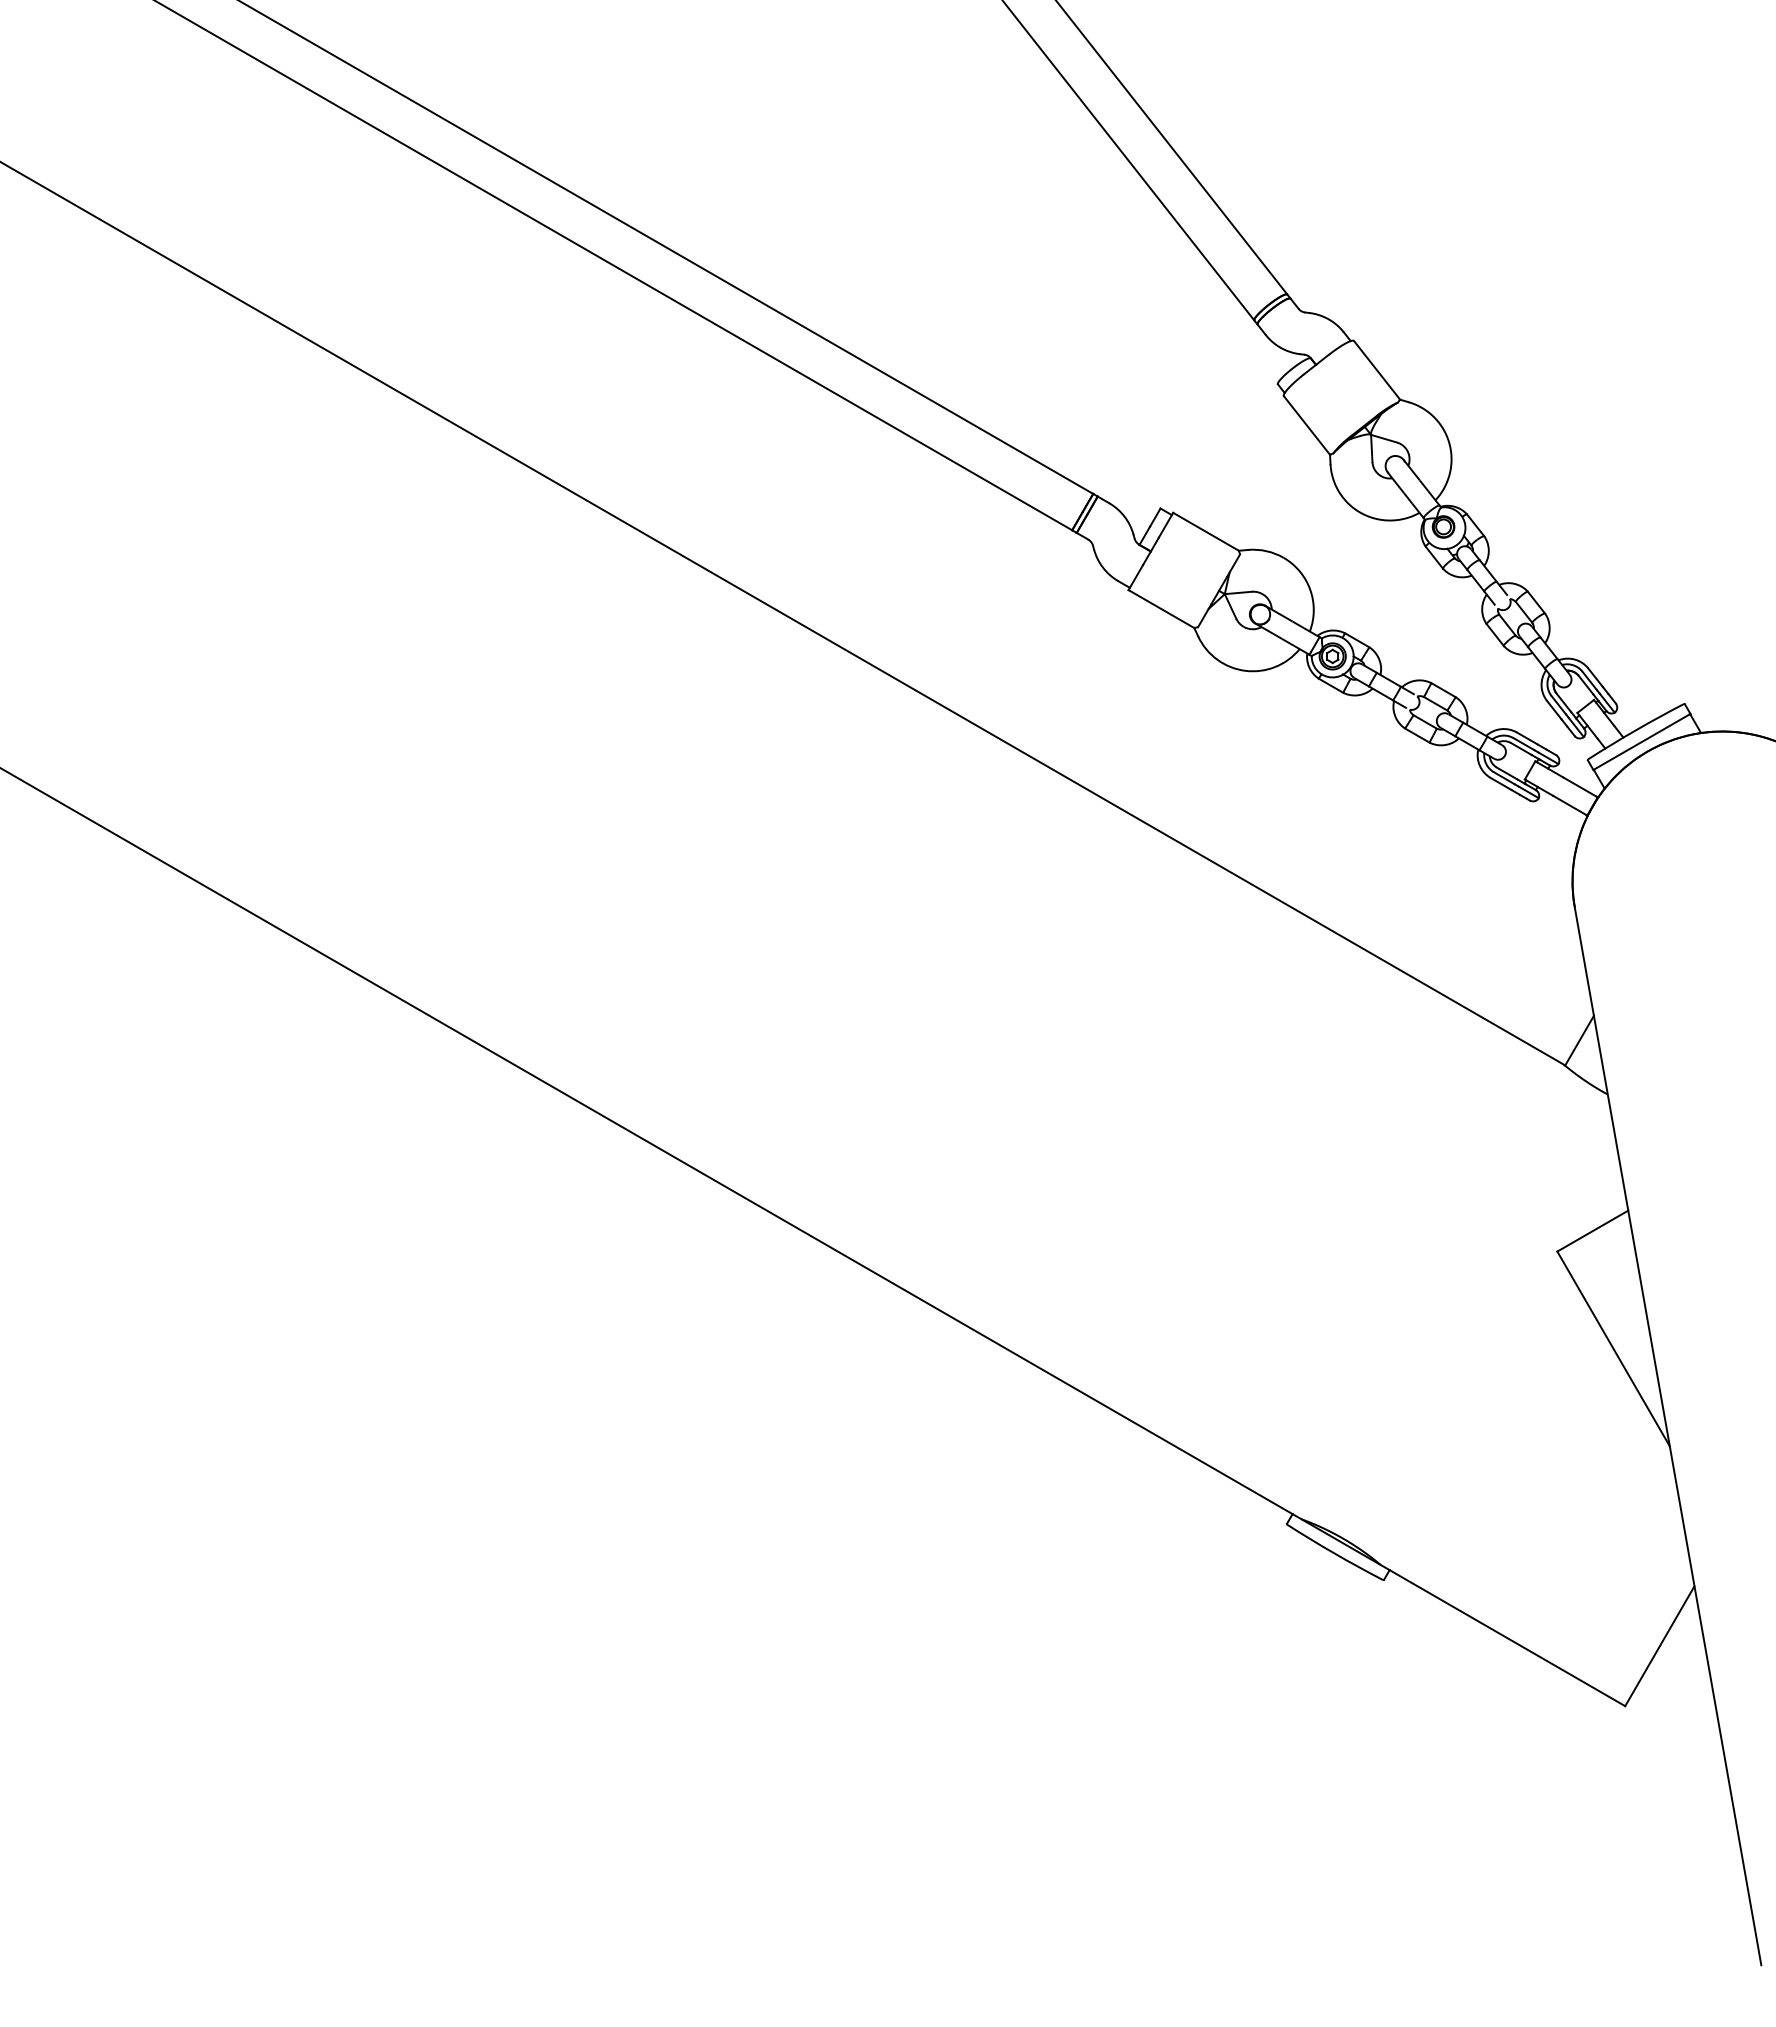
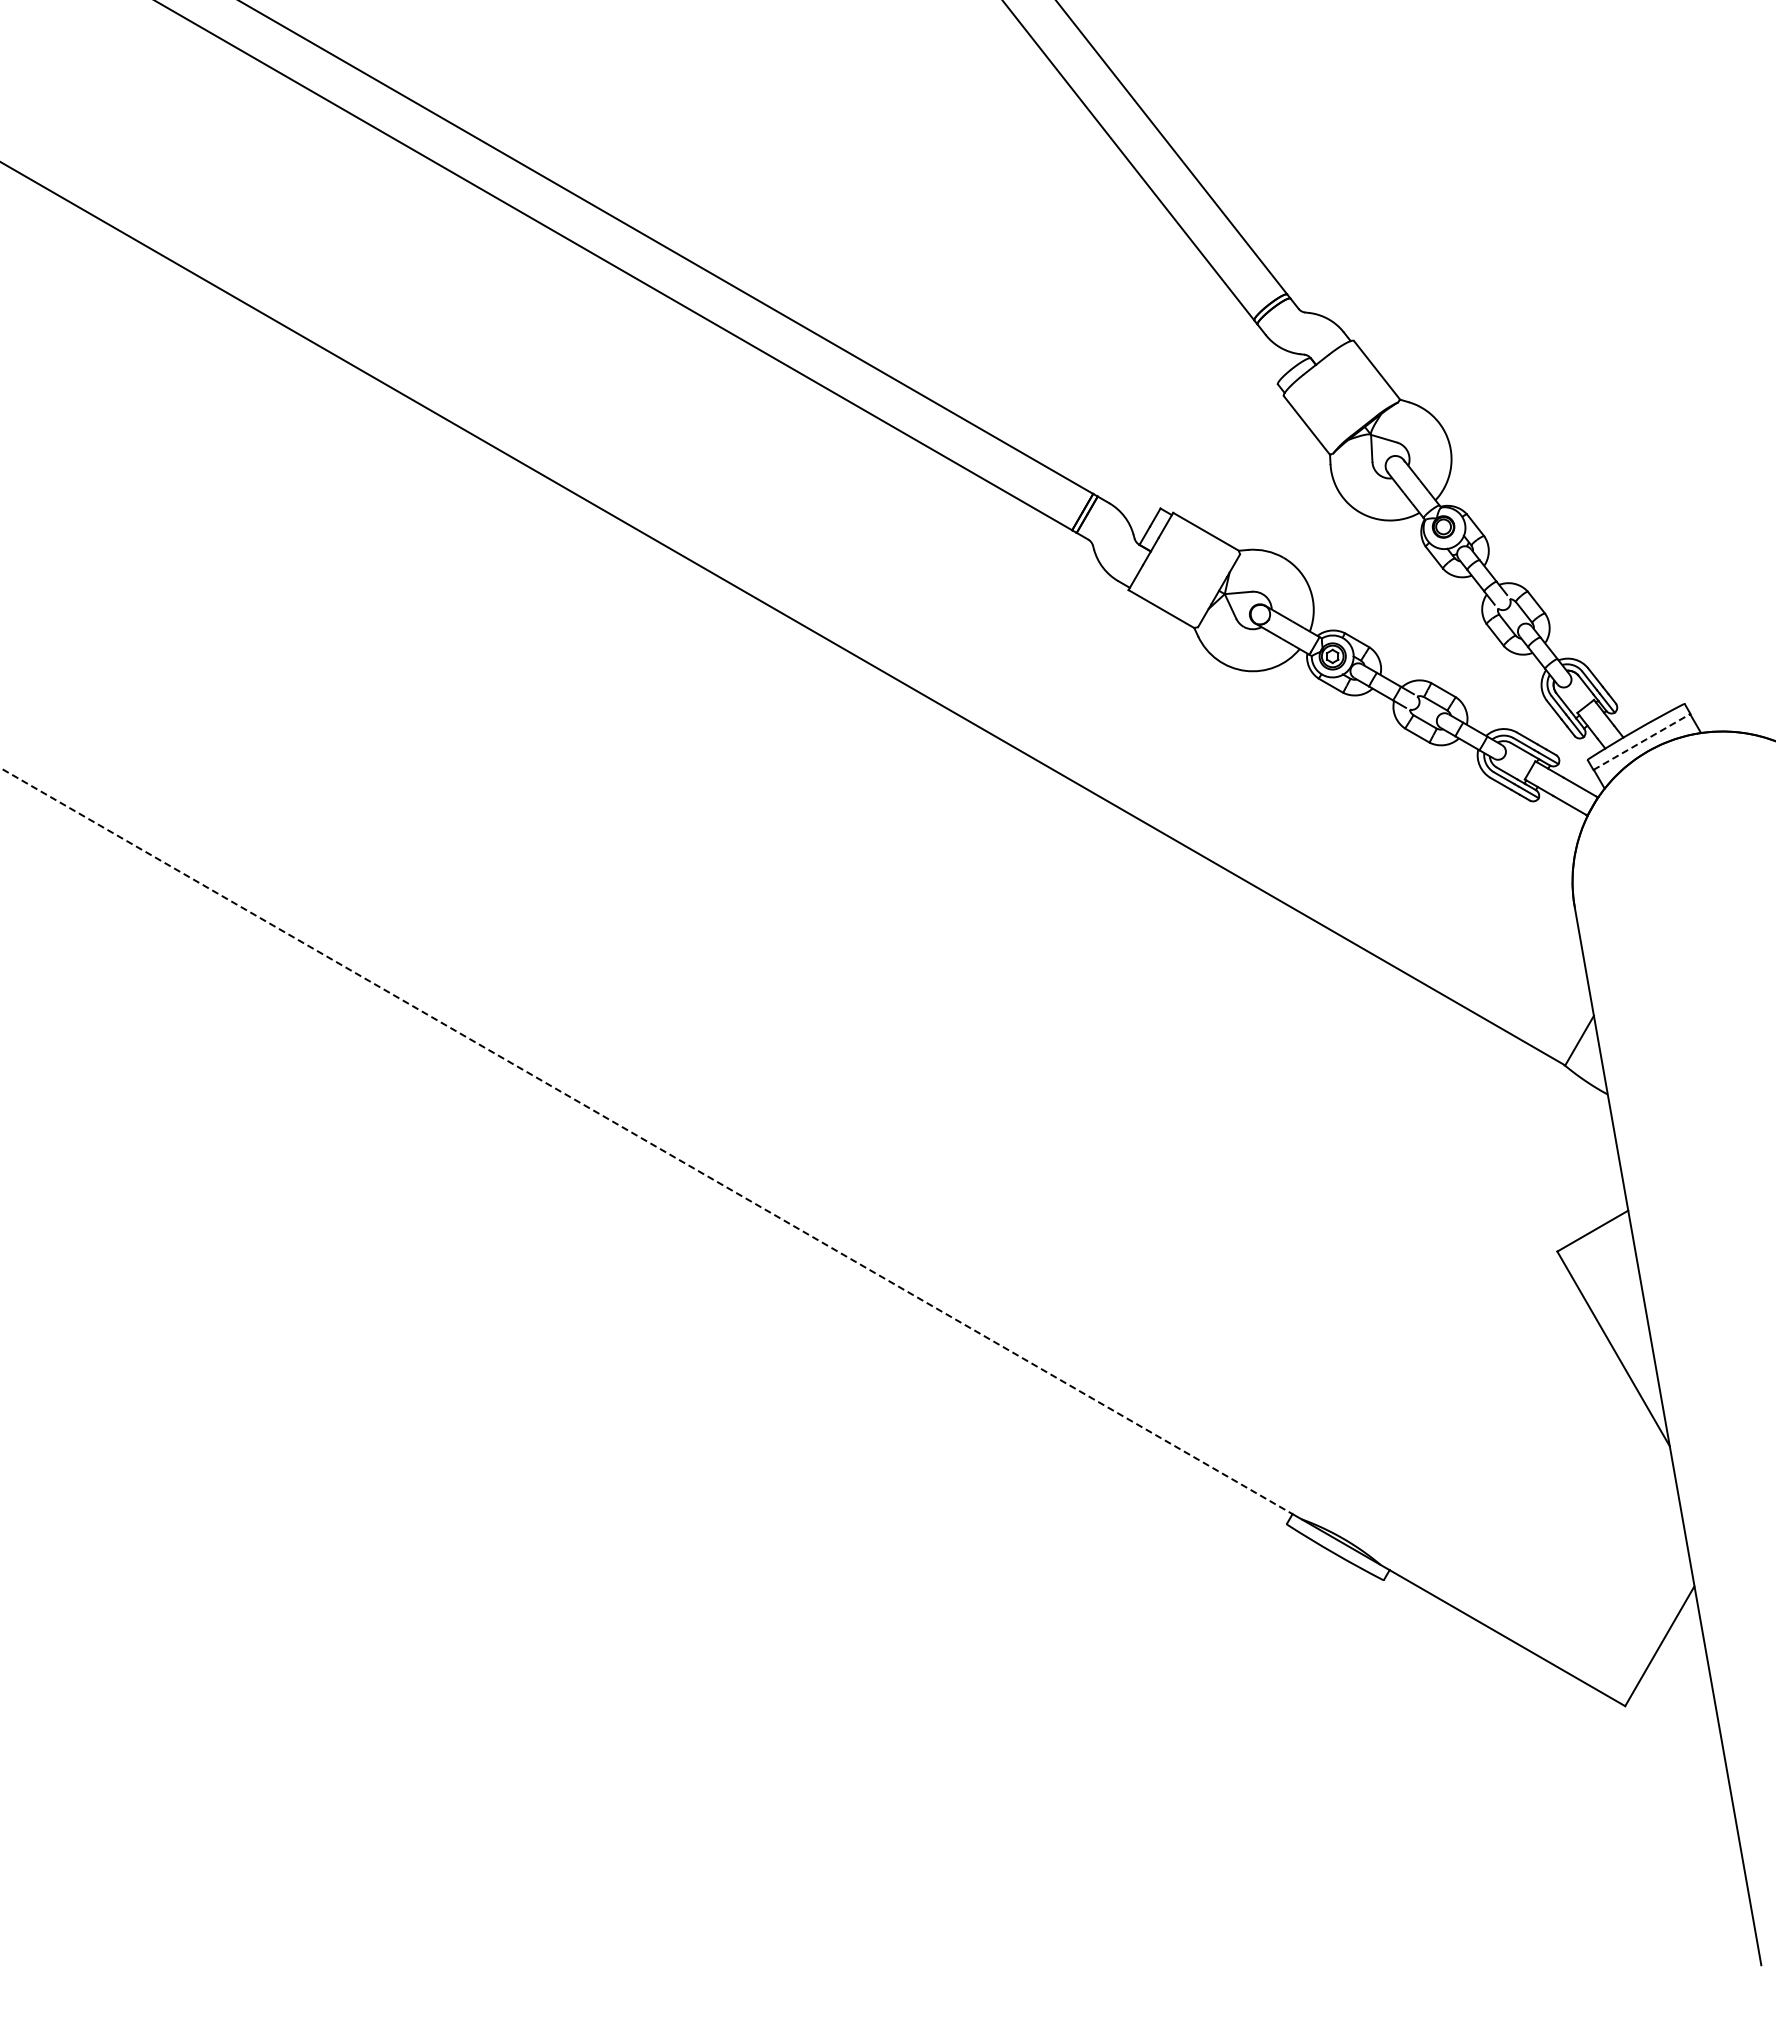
line: solid -> dashed (1642, 741)
line: solid -> dashed (646, 1141)
